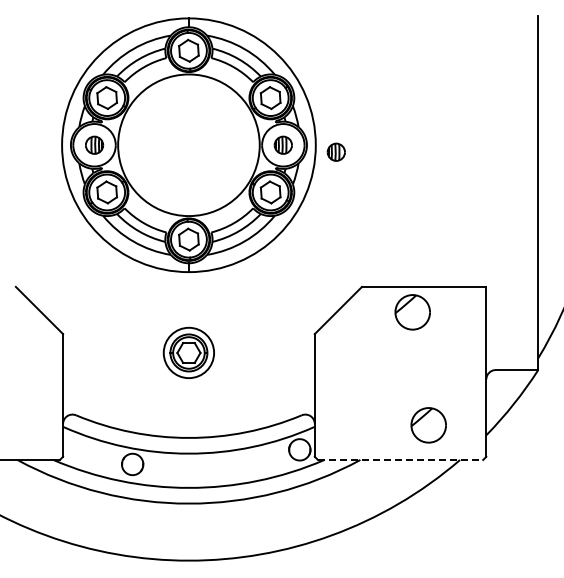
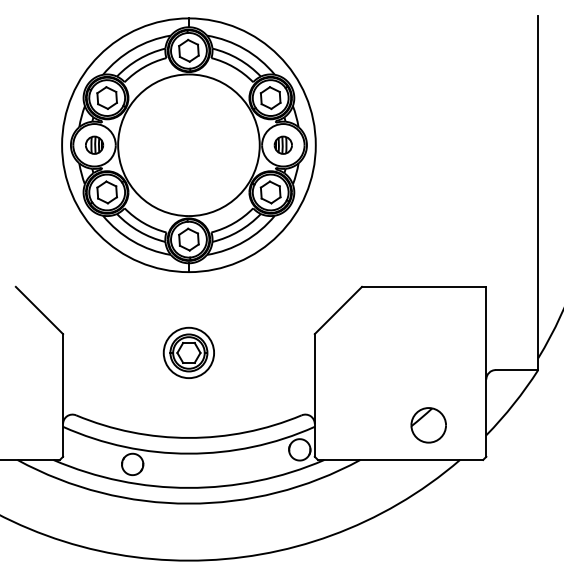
part: present -> none (335, 151)
part: present -> none (412, 312)
line: dashed -> solid (400, 459)
